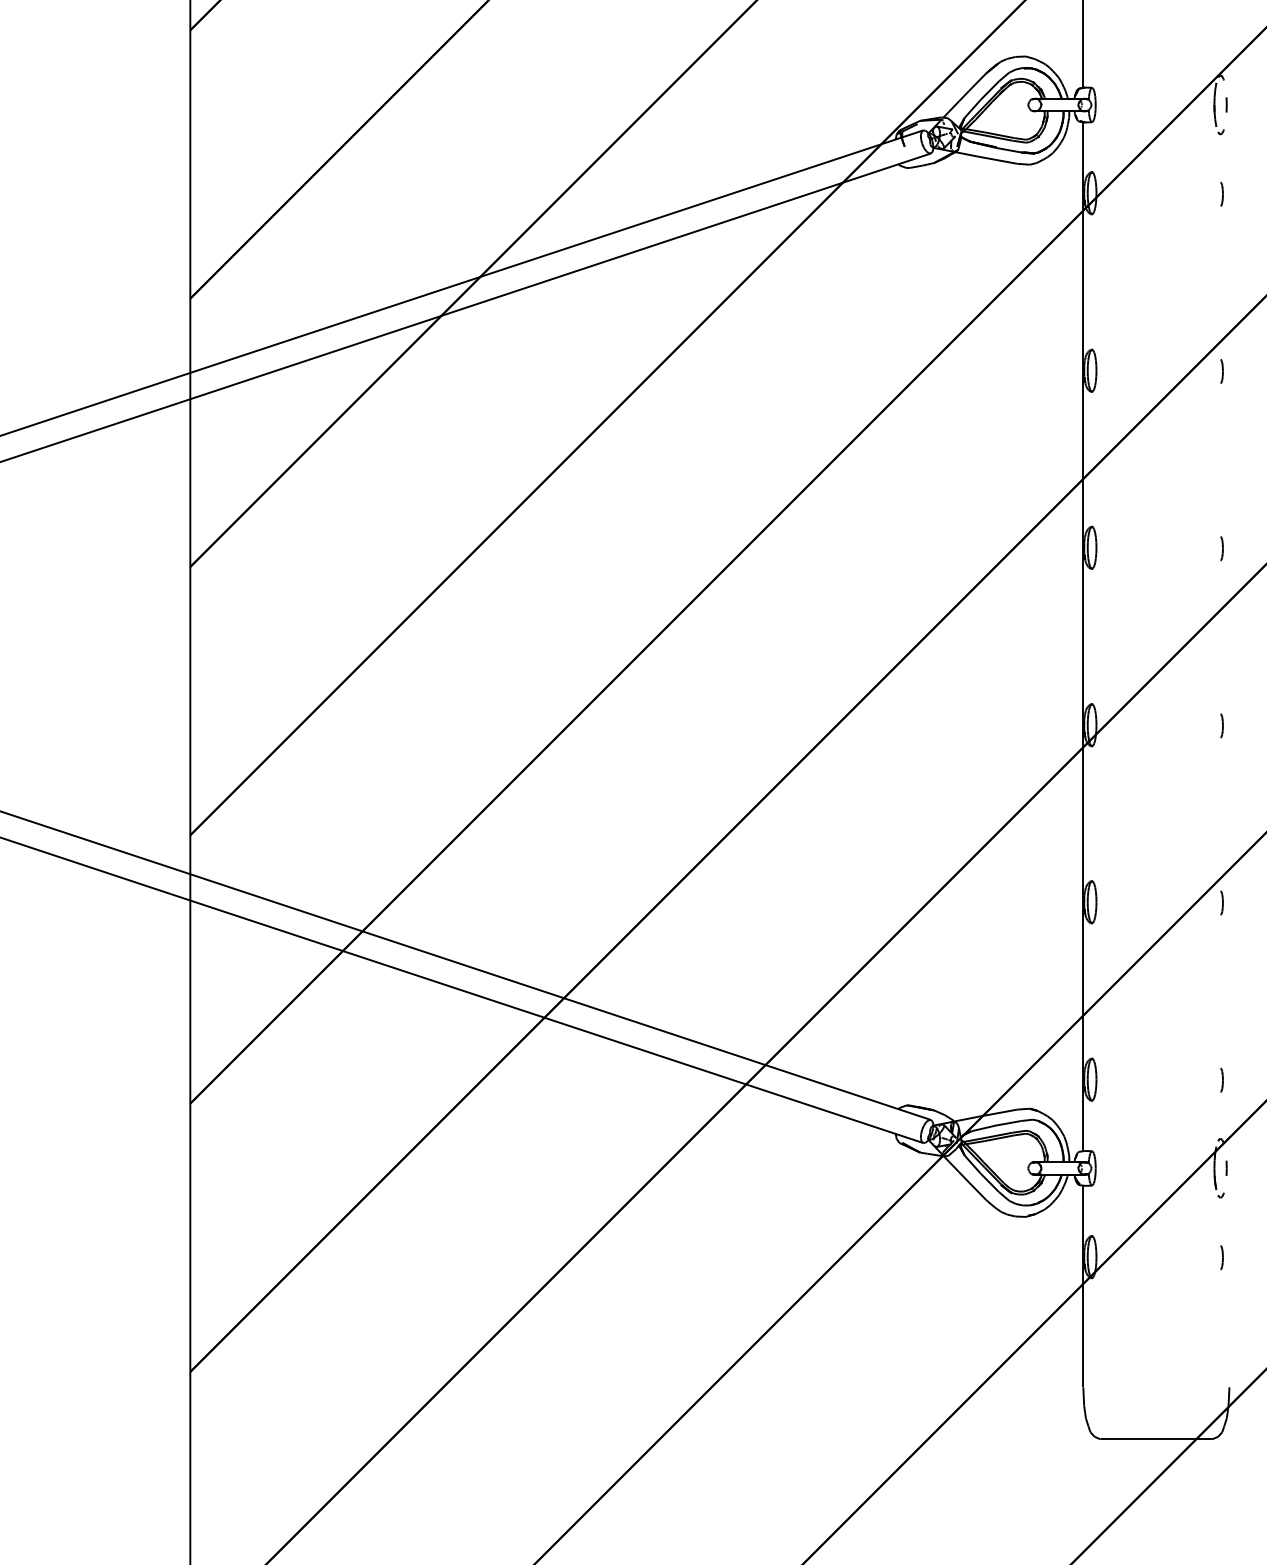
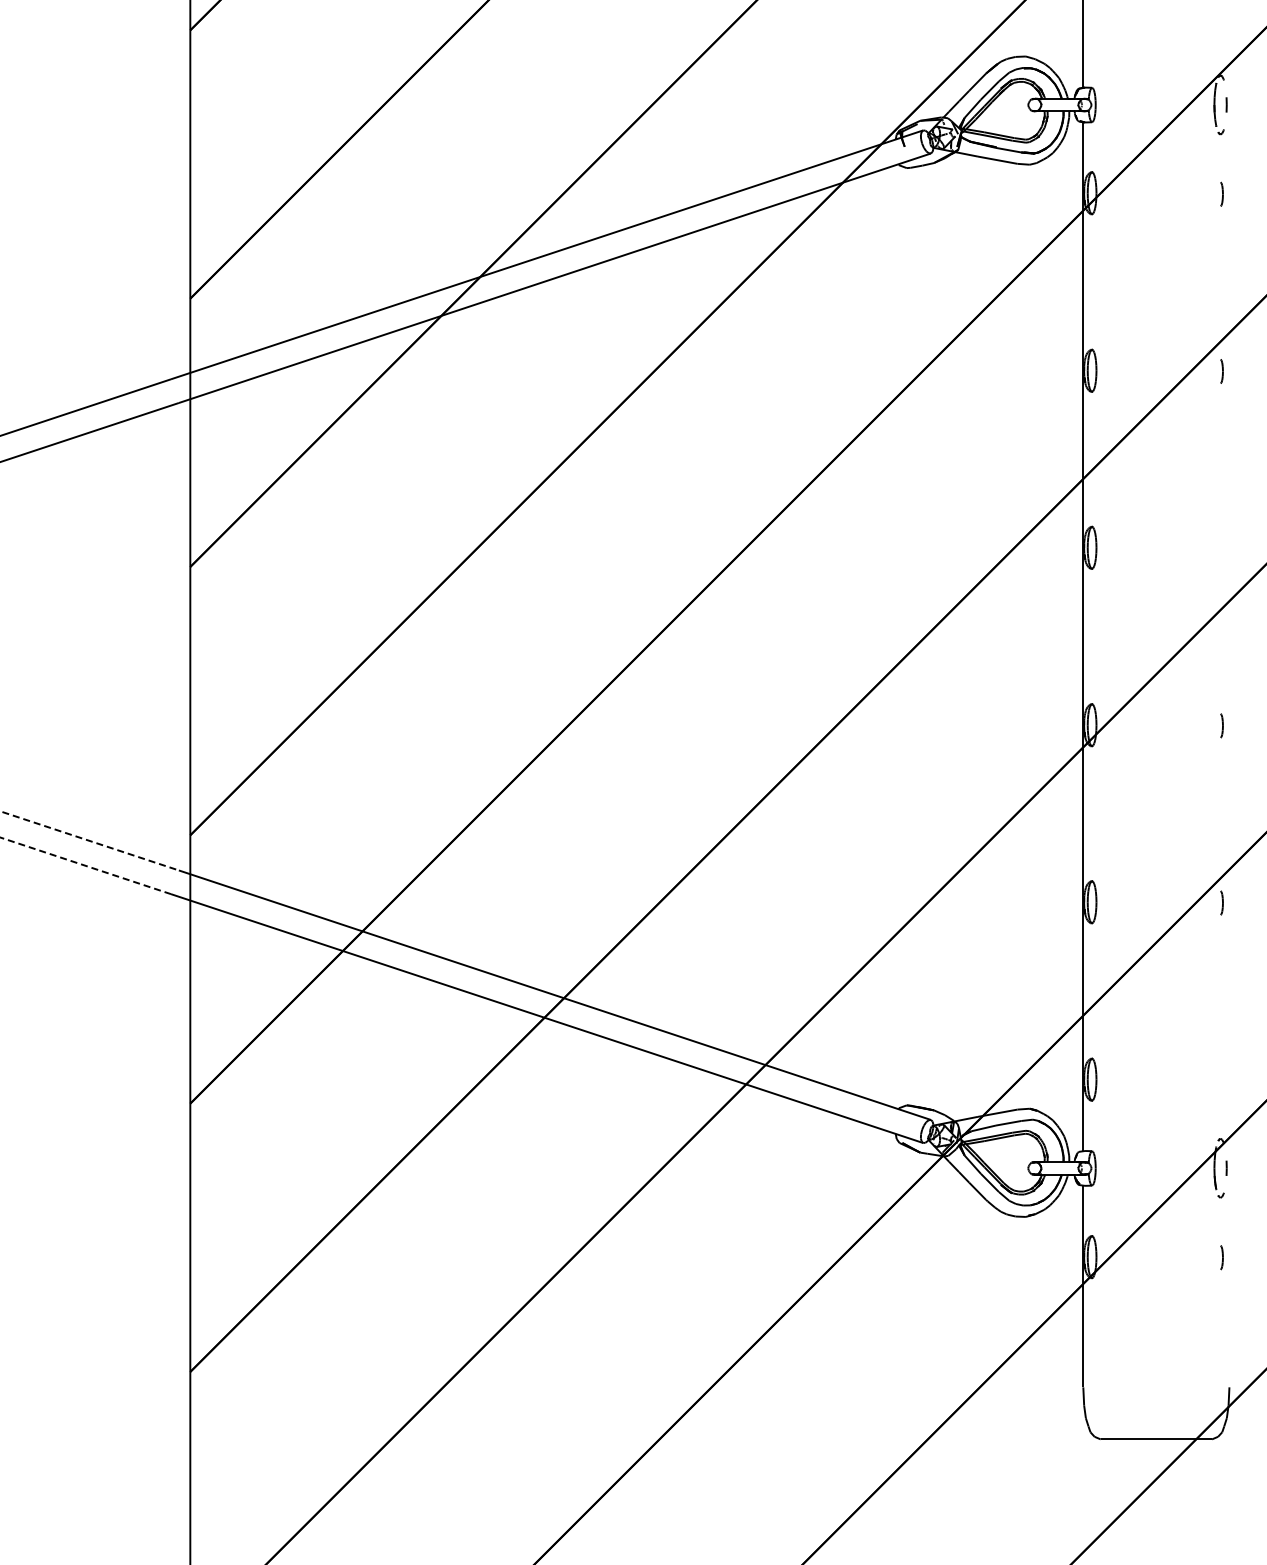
part: present -> none (1221, 548)
line: solid -> dashed (89, 840)
line: solid -> dashed (85, 865)
line: present -> none (1222, 1079)
